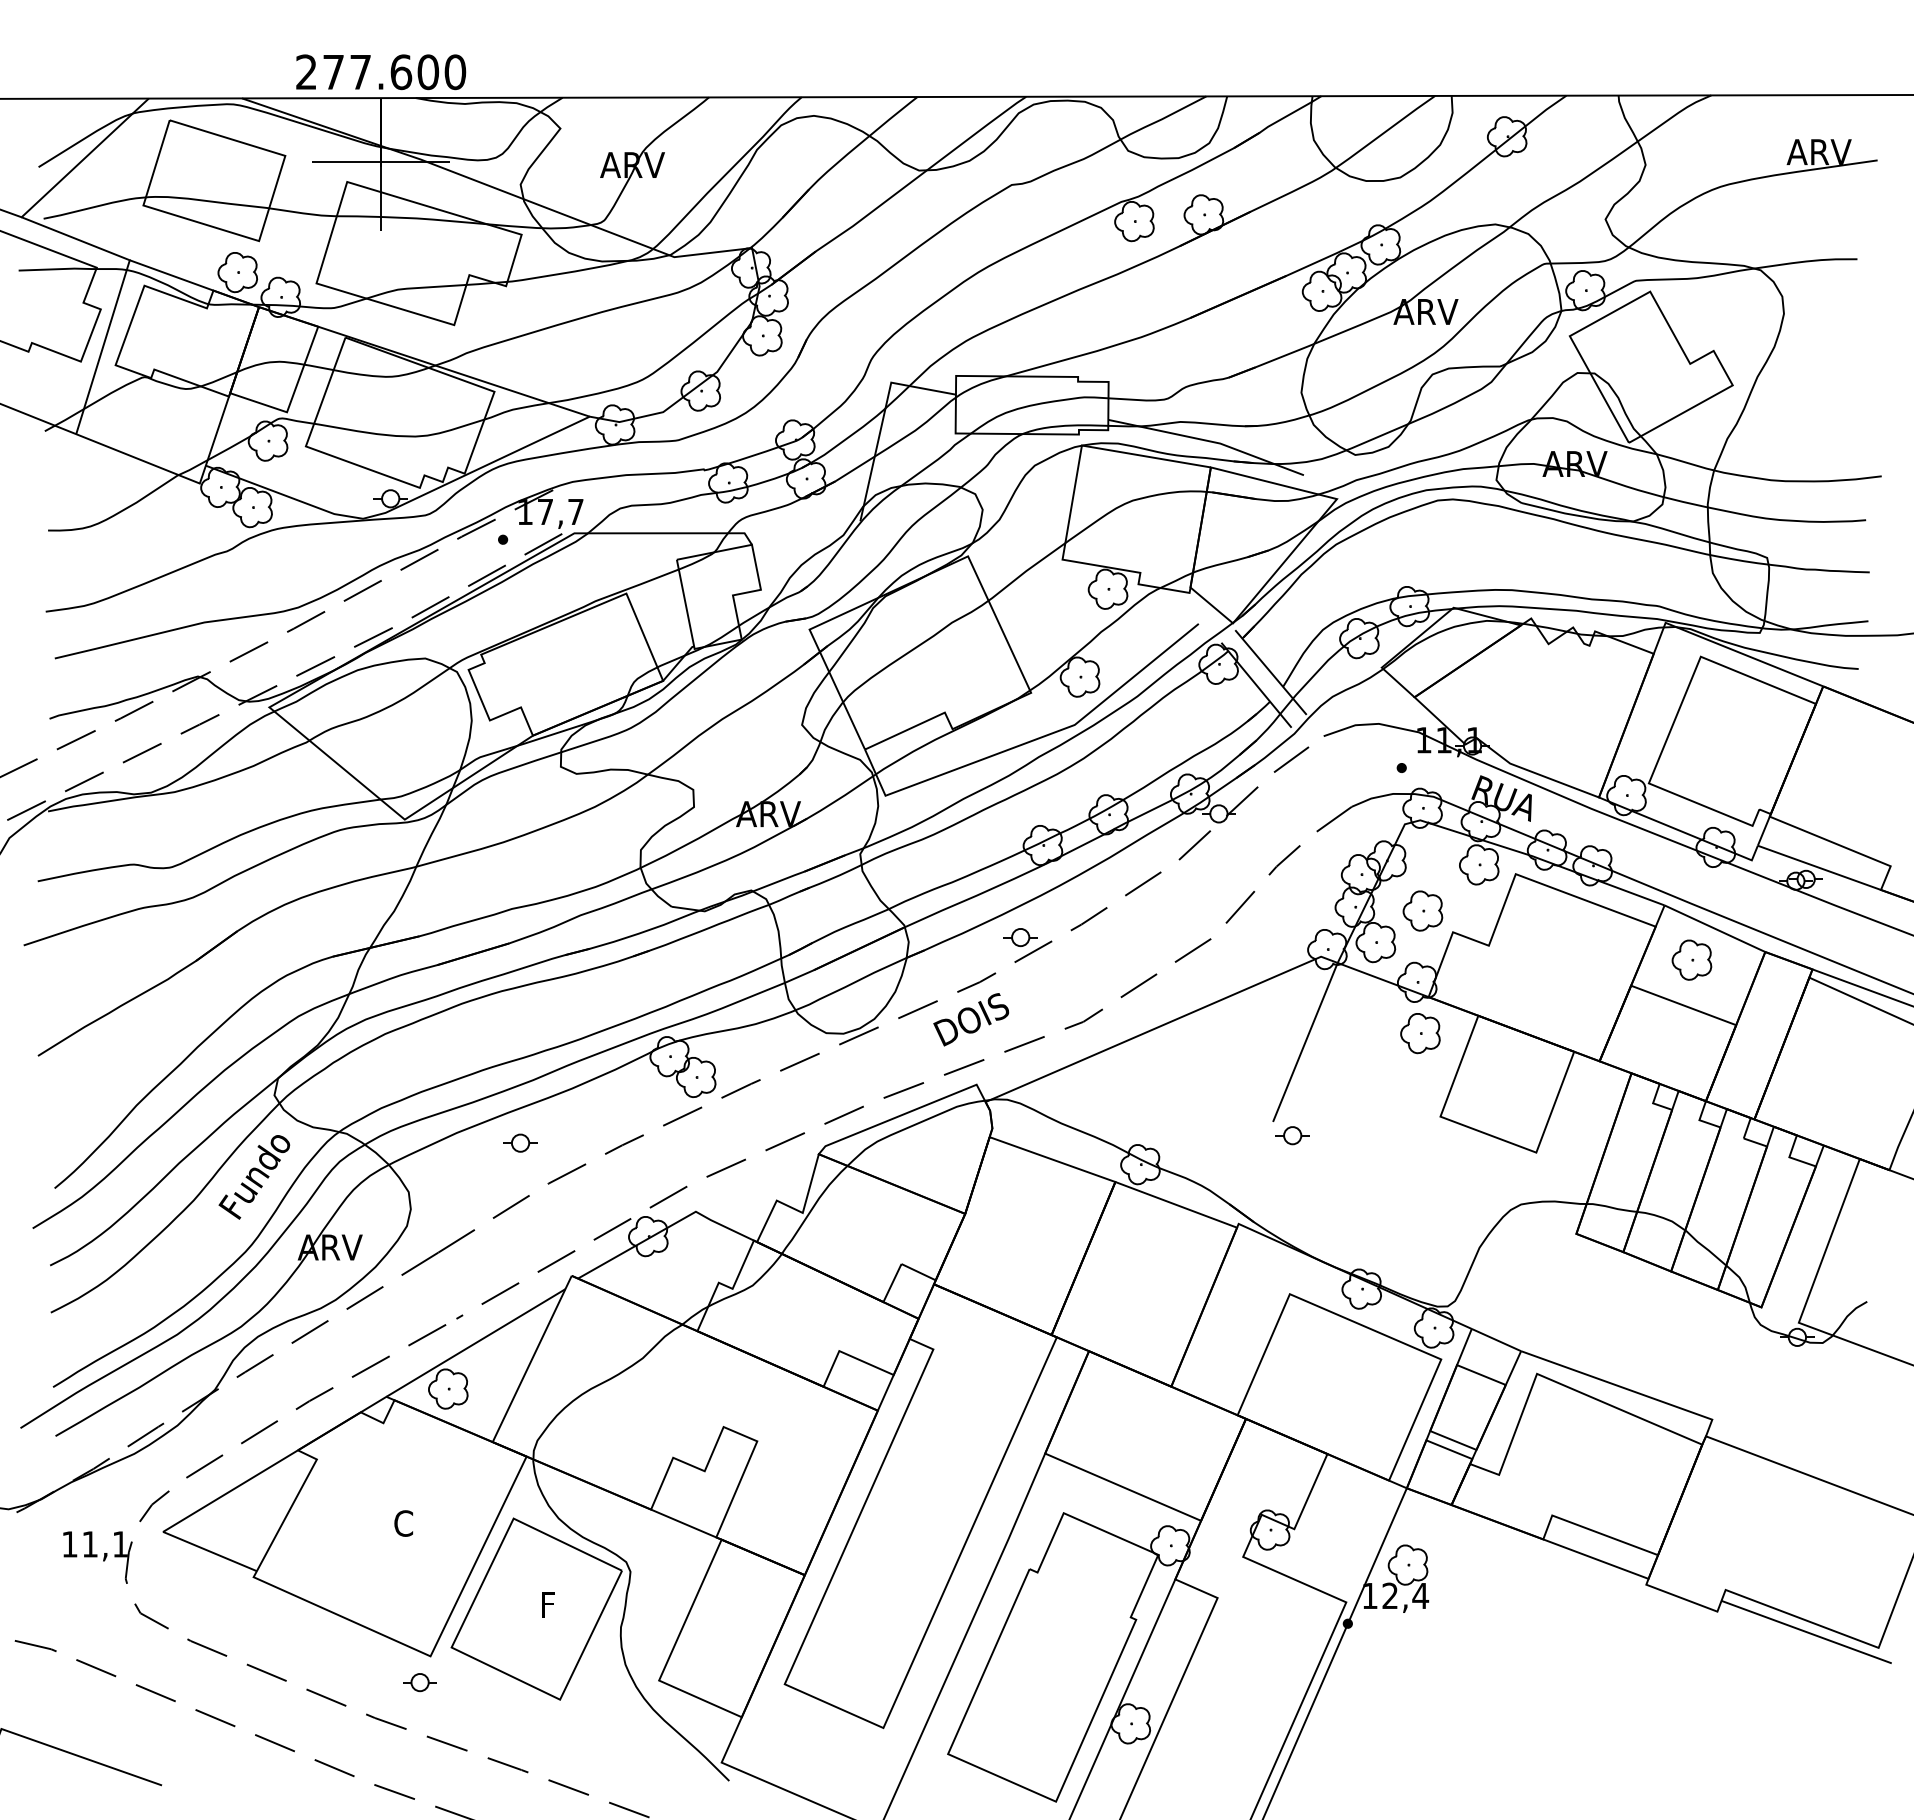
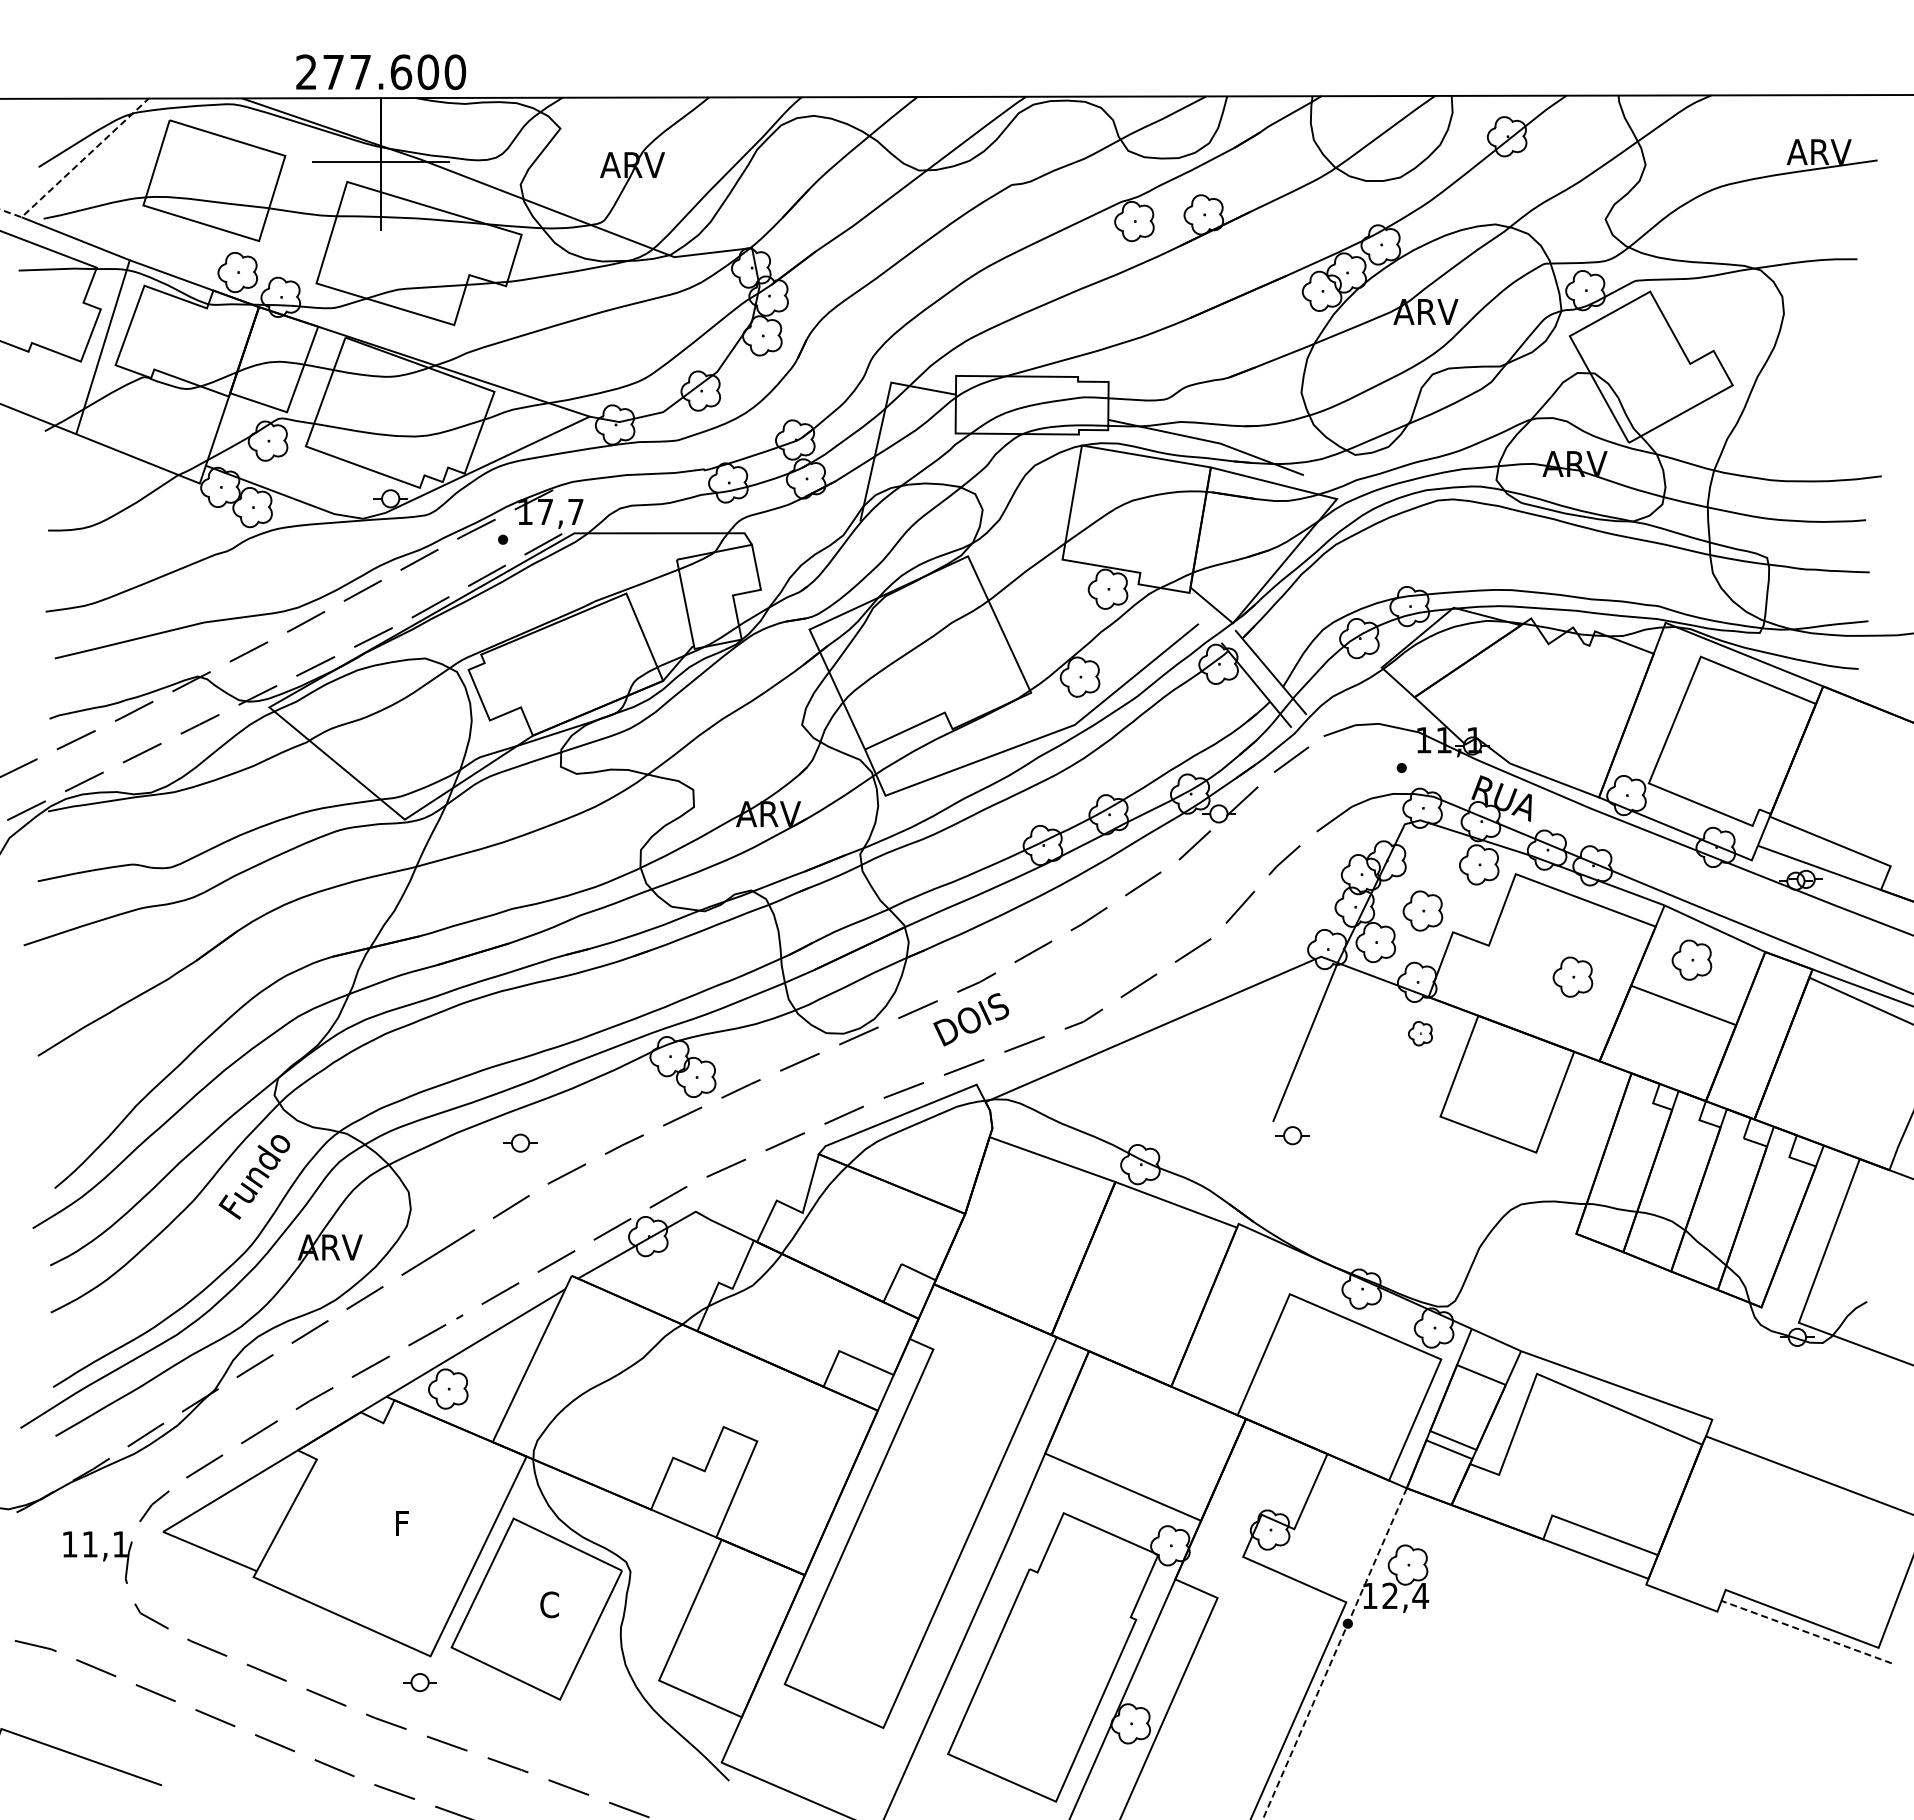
line: solid -> dashed (76, 166)
part: present -> none (1020, 937)
part: none -> present (1572, 976)
part size: 41x42 px -> 25x26 px (1420, 1033)
text: C -> F (403, 1523)
text: F -> C (549, 1604)
line: solid -> dashed (1806, 1632)
line: solid -> dashed (1334, 1654)
